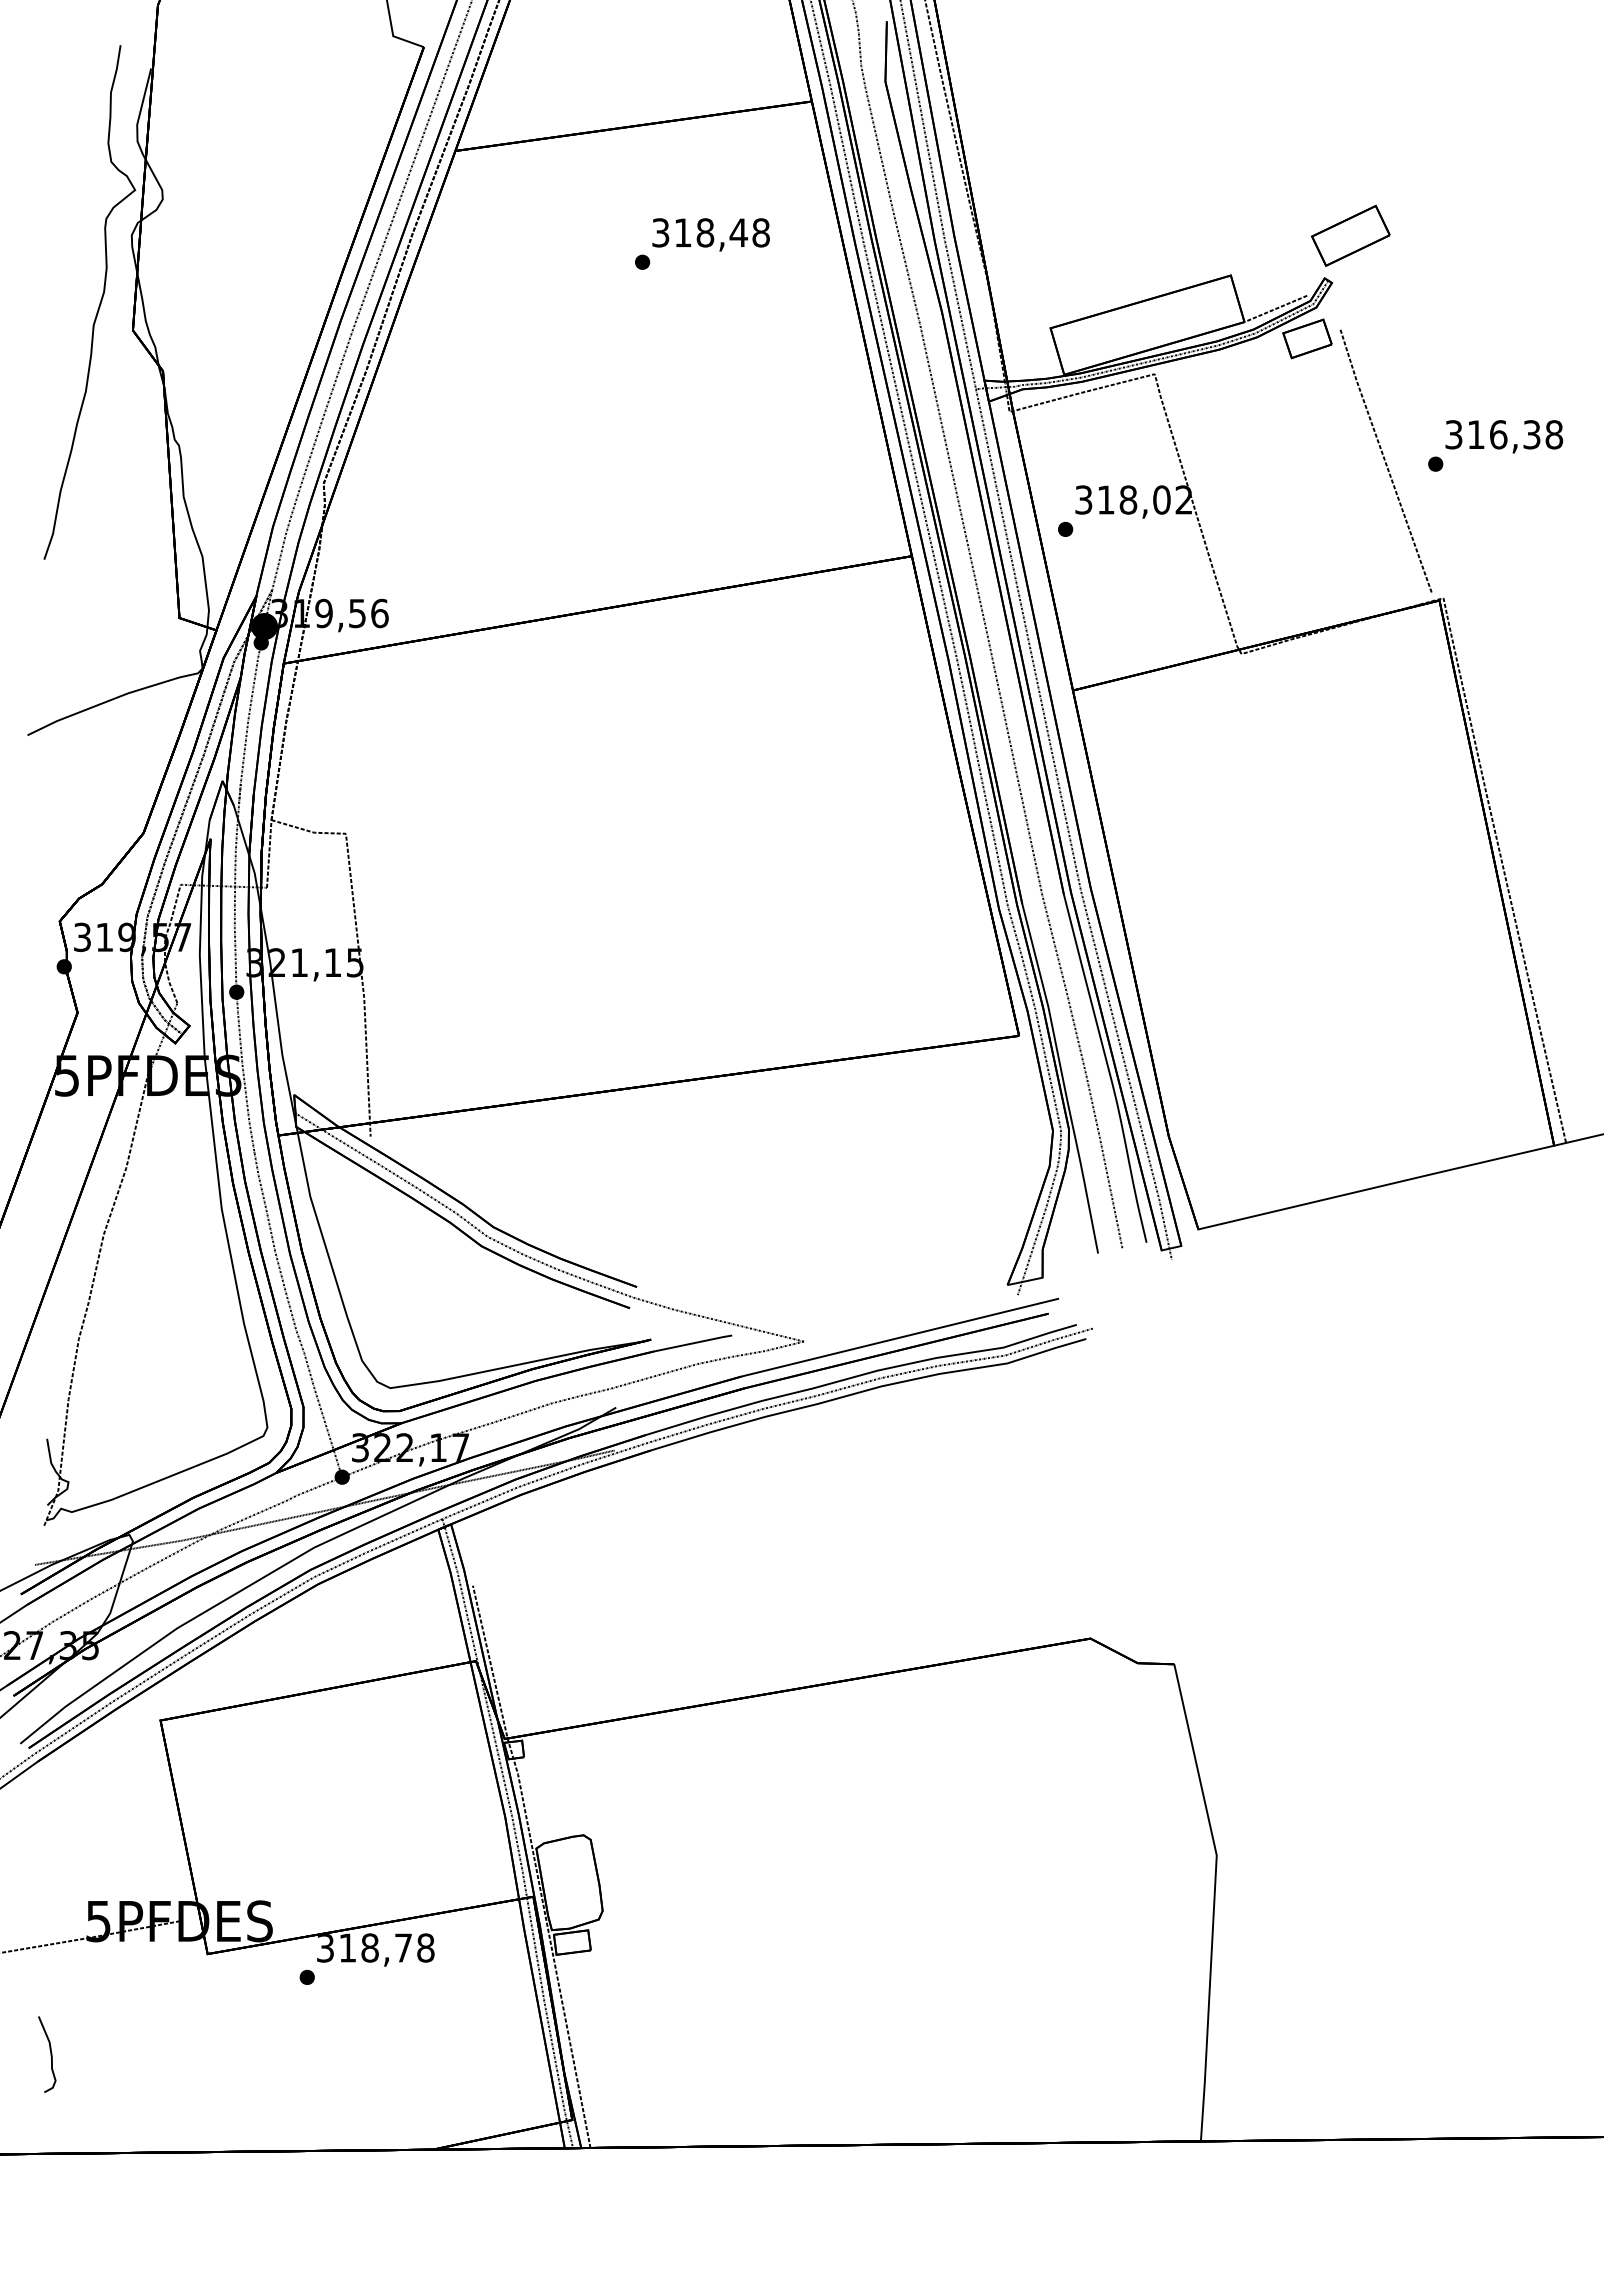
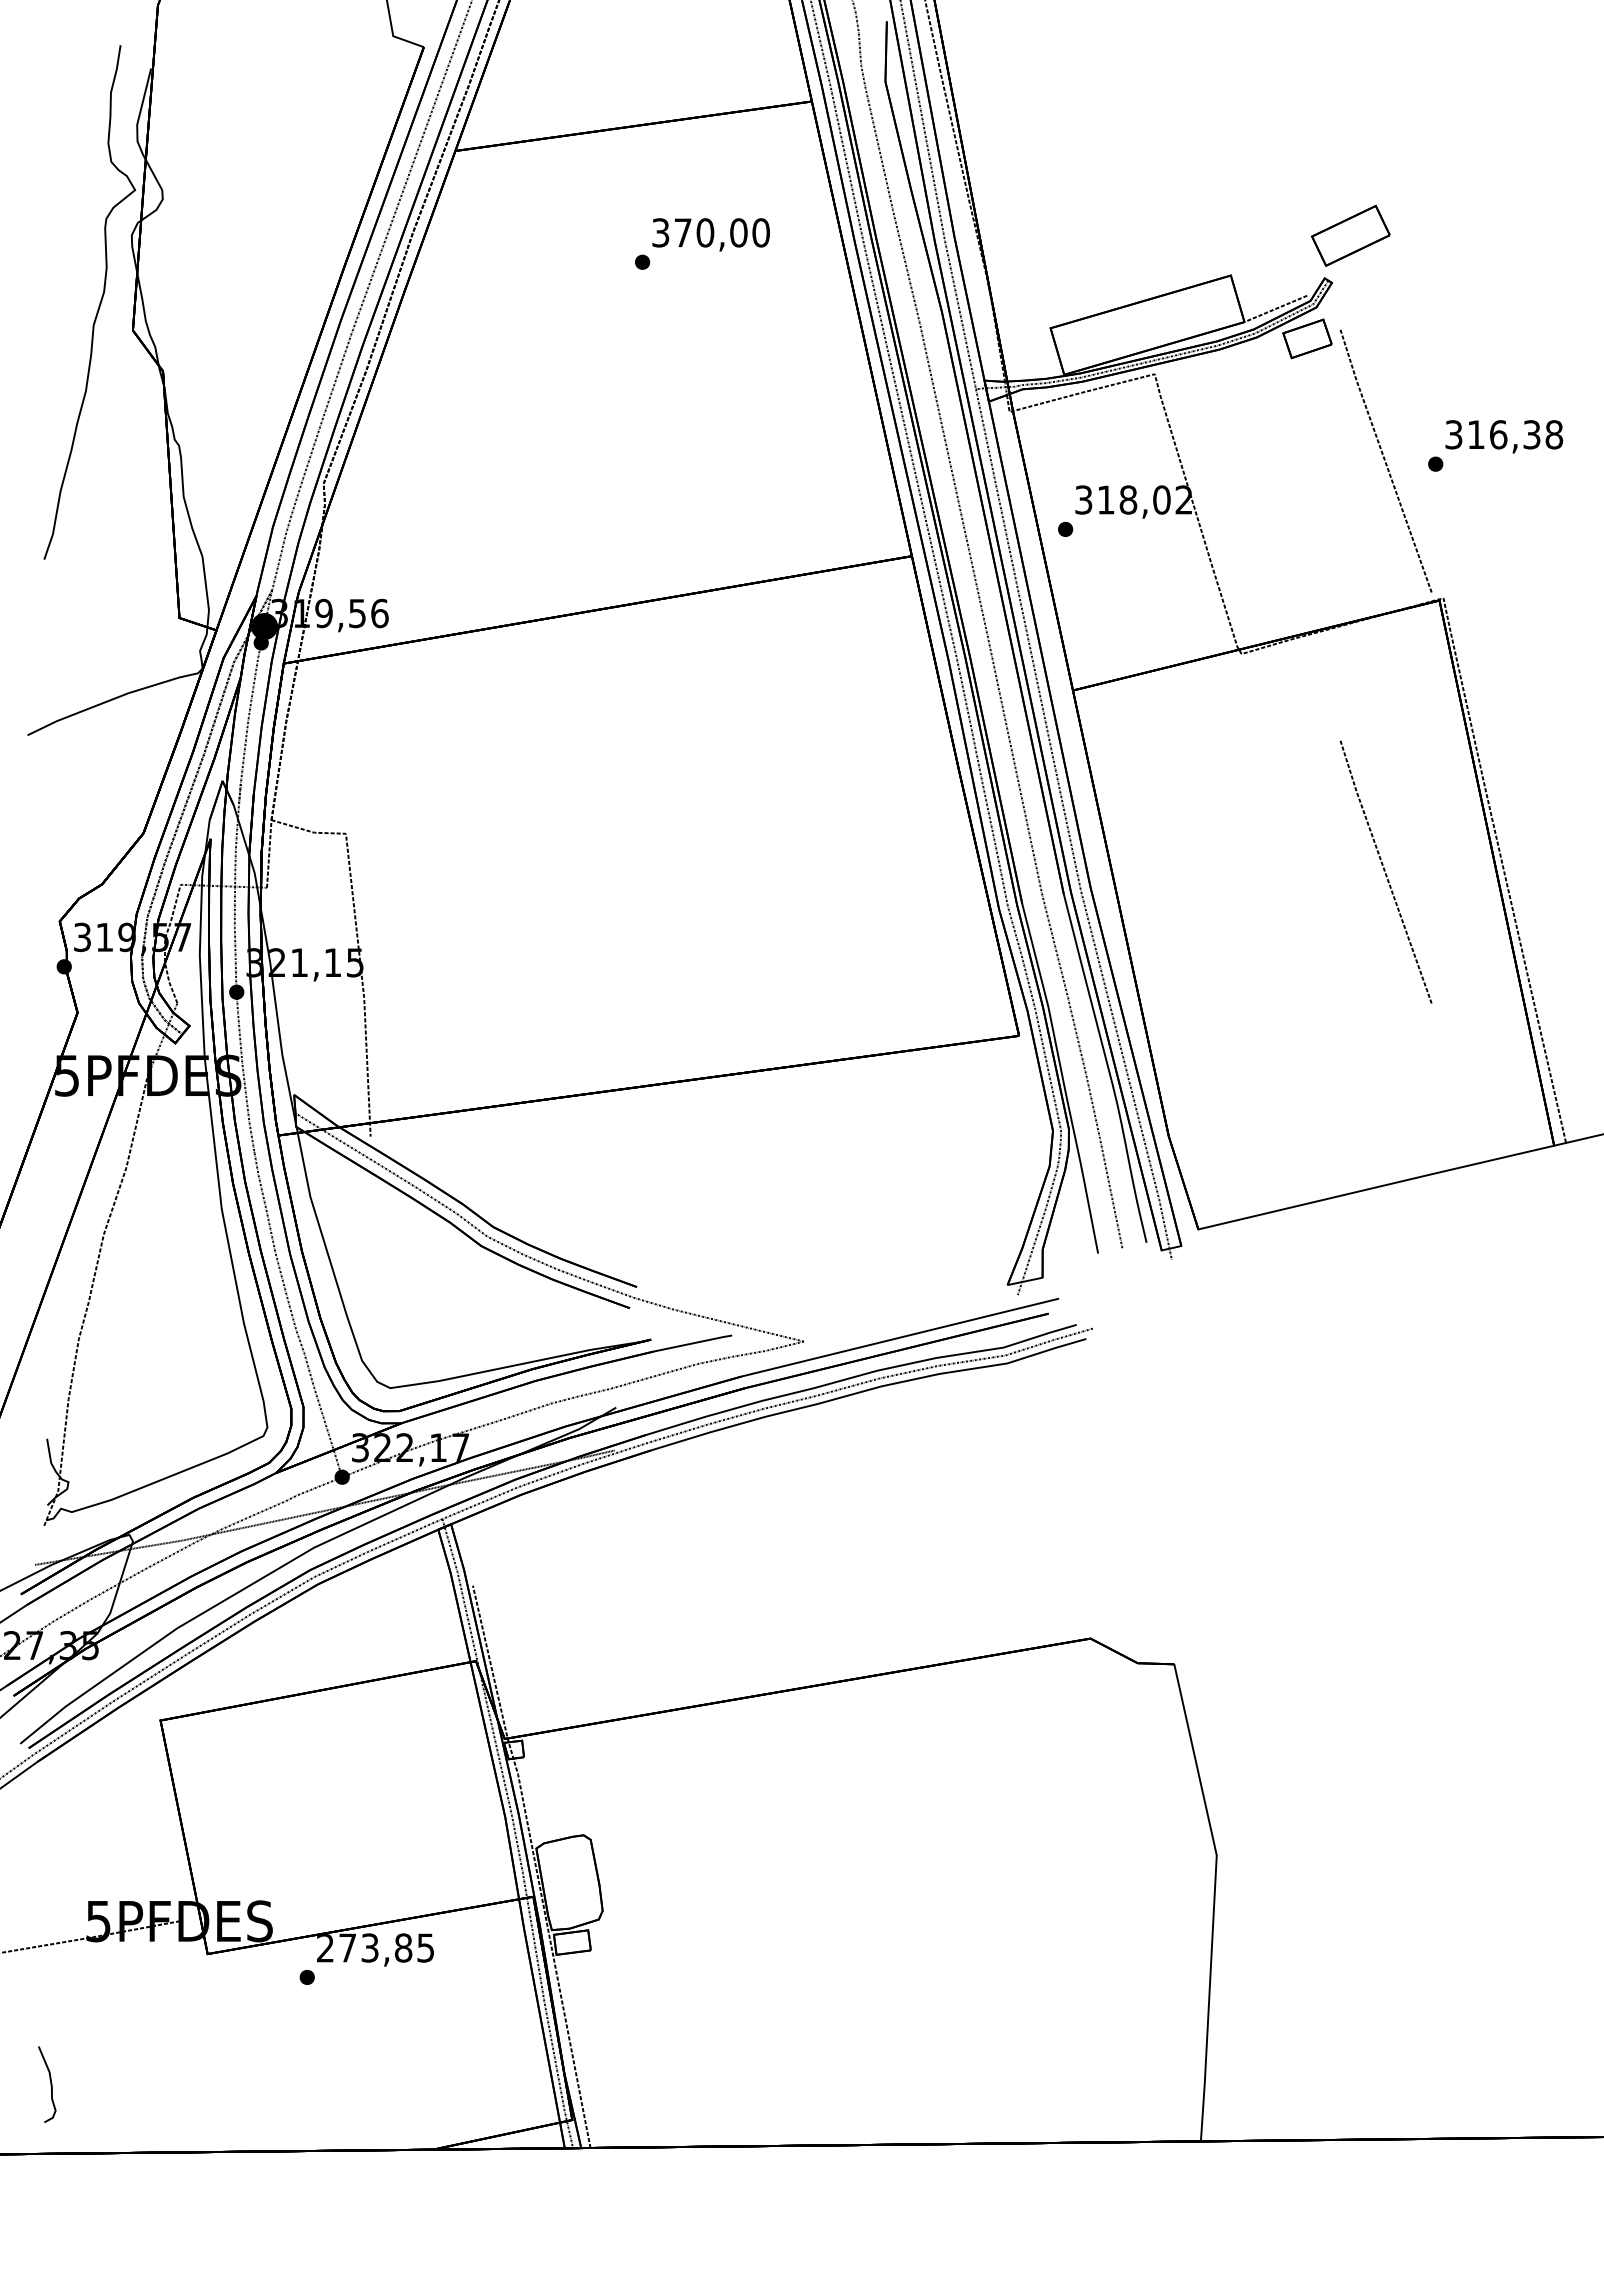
text: 318,48 -> 370,00 (722, 232)
line: none -> present (1385, 871)
text: 318,78 -> 273,85 (375, 1947)
curve position: (50, 2054) -> (50, 2084) (50, 2084)
